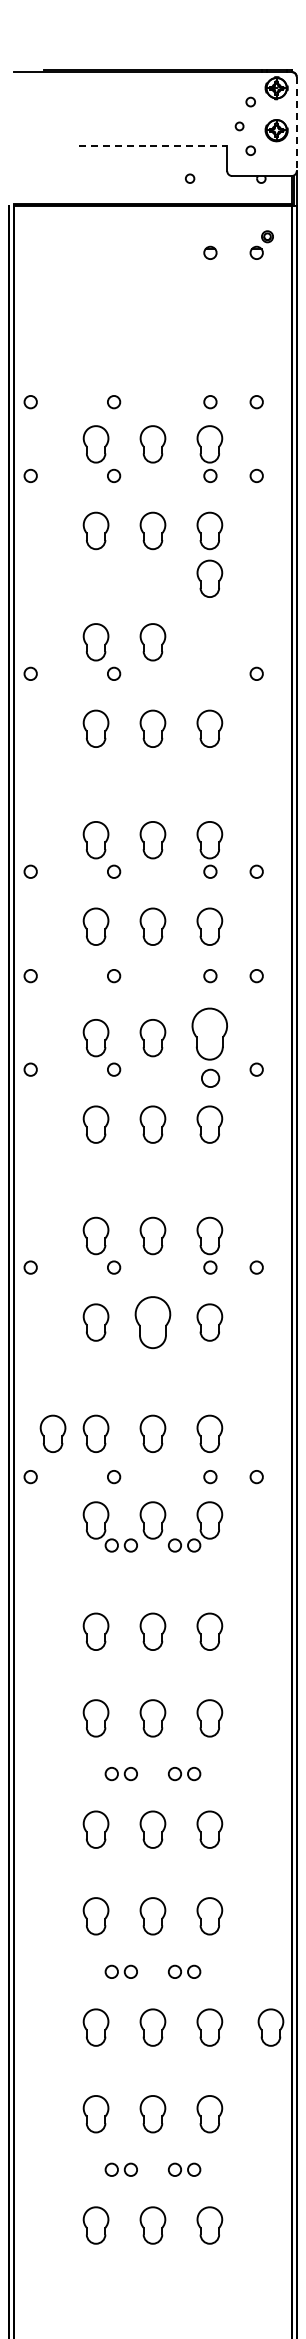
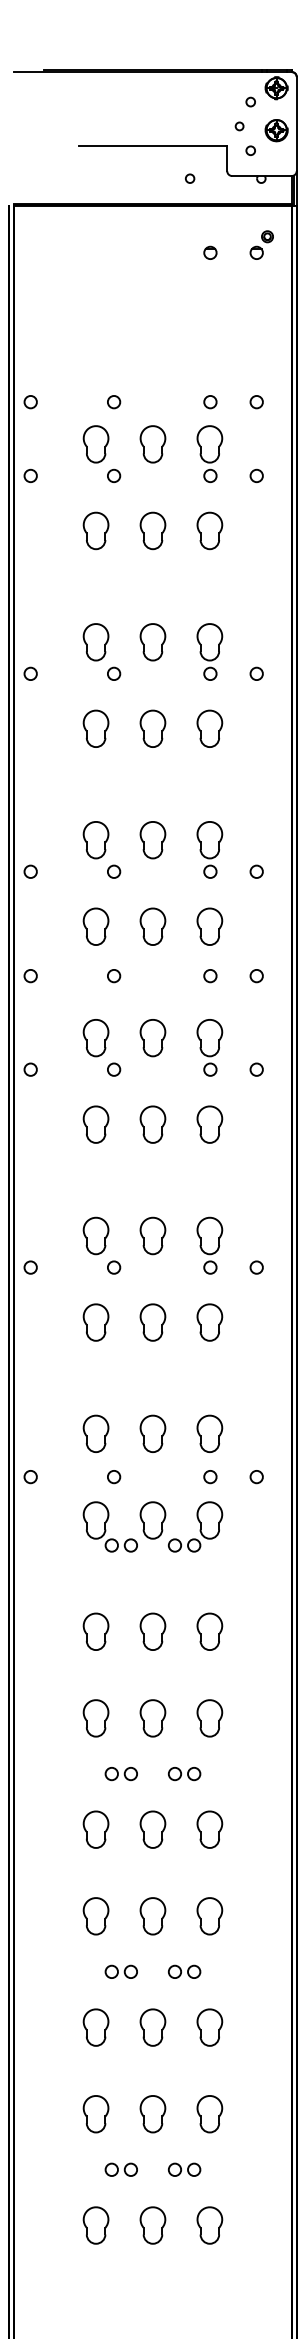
line: dashed -> solid (296, 124)
line: dashed -> solid (153, 146)
part: present -> none (209, 578)
part: none -> present (209, 651)
part size: 37x81 px -> 28x58 px (209, 1047)
part size: 38x54 px -> 28x39 px (152, 1322)
part: present -> none (52, 1433)
part: present -> none (270, 2027)
